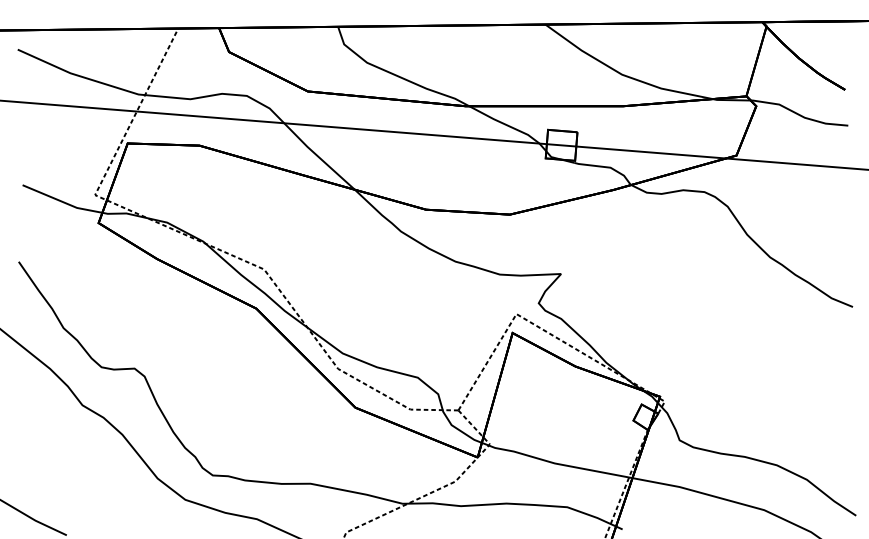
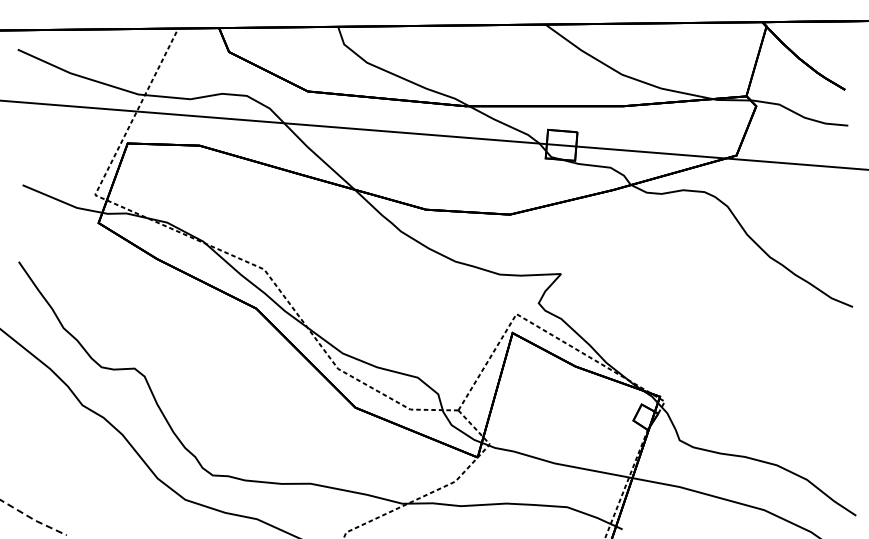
line: solid -> dashed (33, 519)
